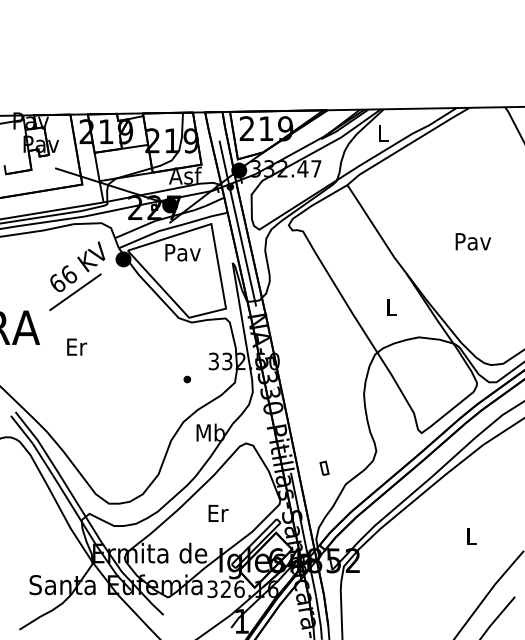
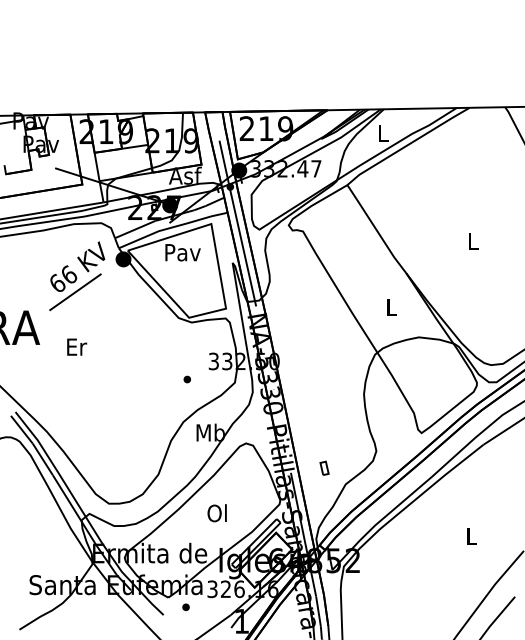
text: Pav -> L (473, 241)
text: Er -> Ol (217, 513)
part: none -> present (185, 606)
